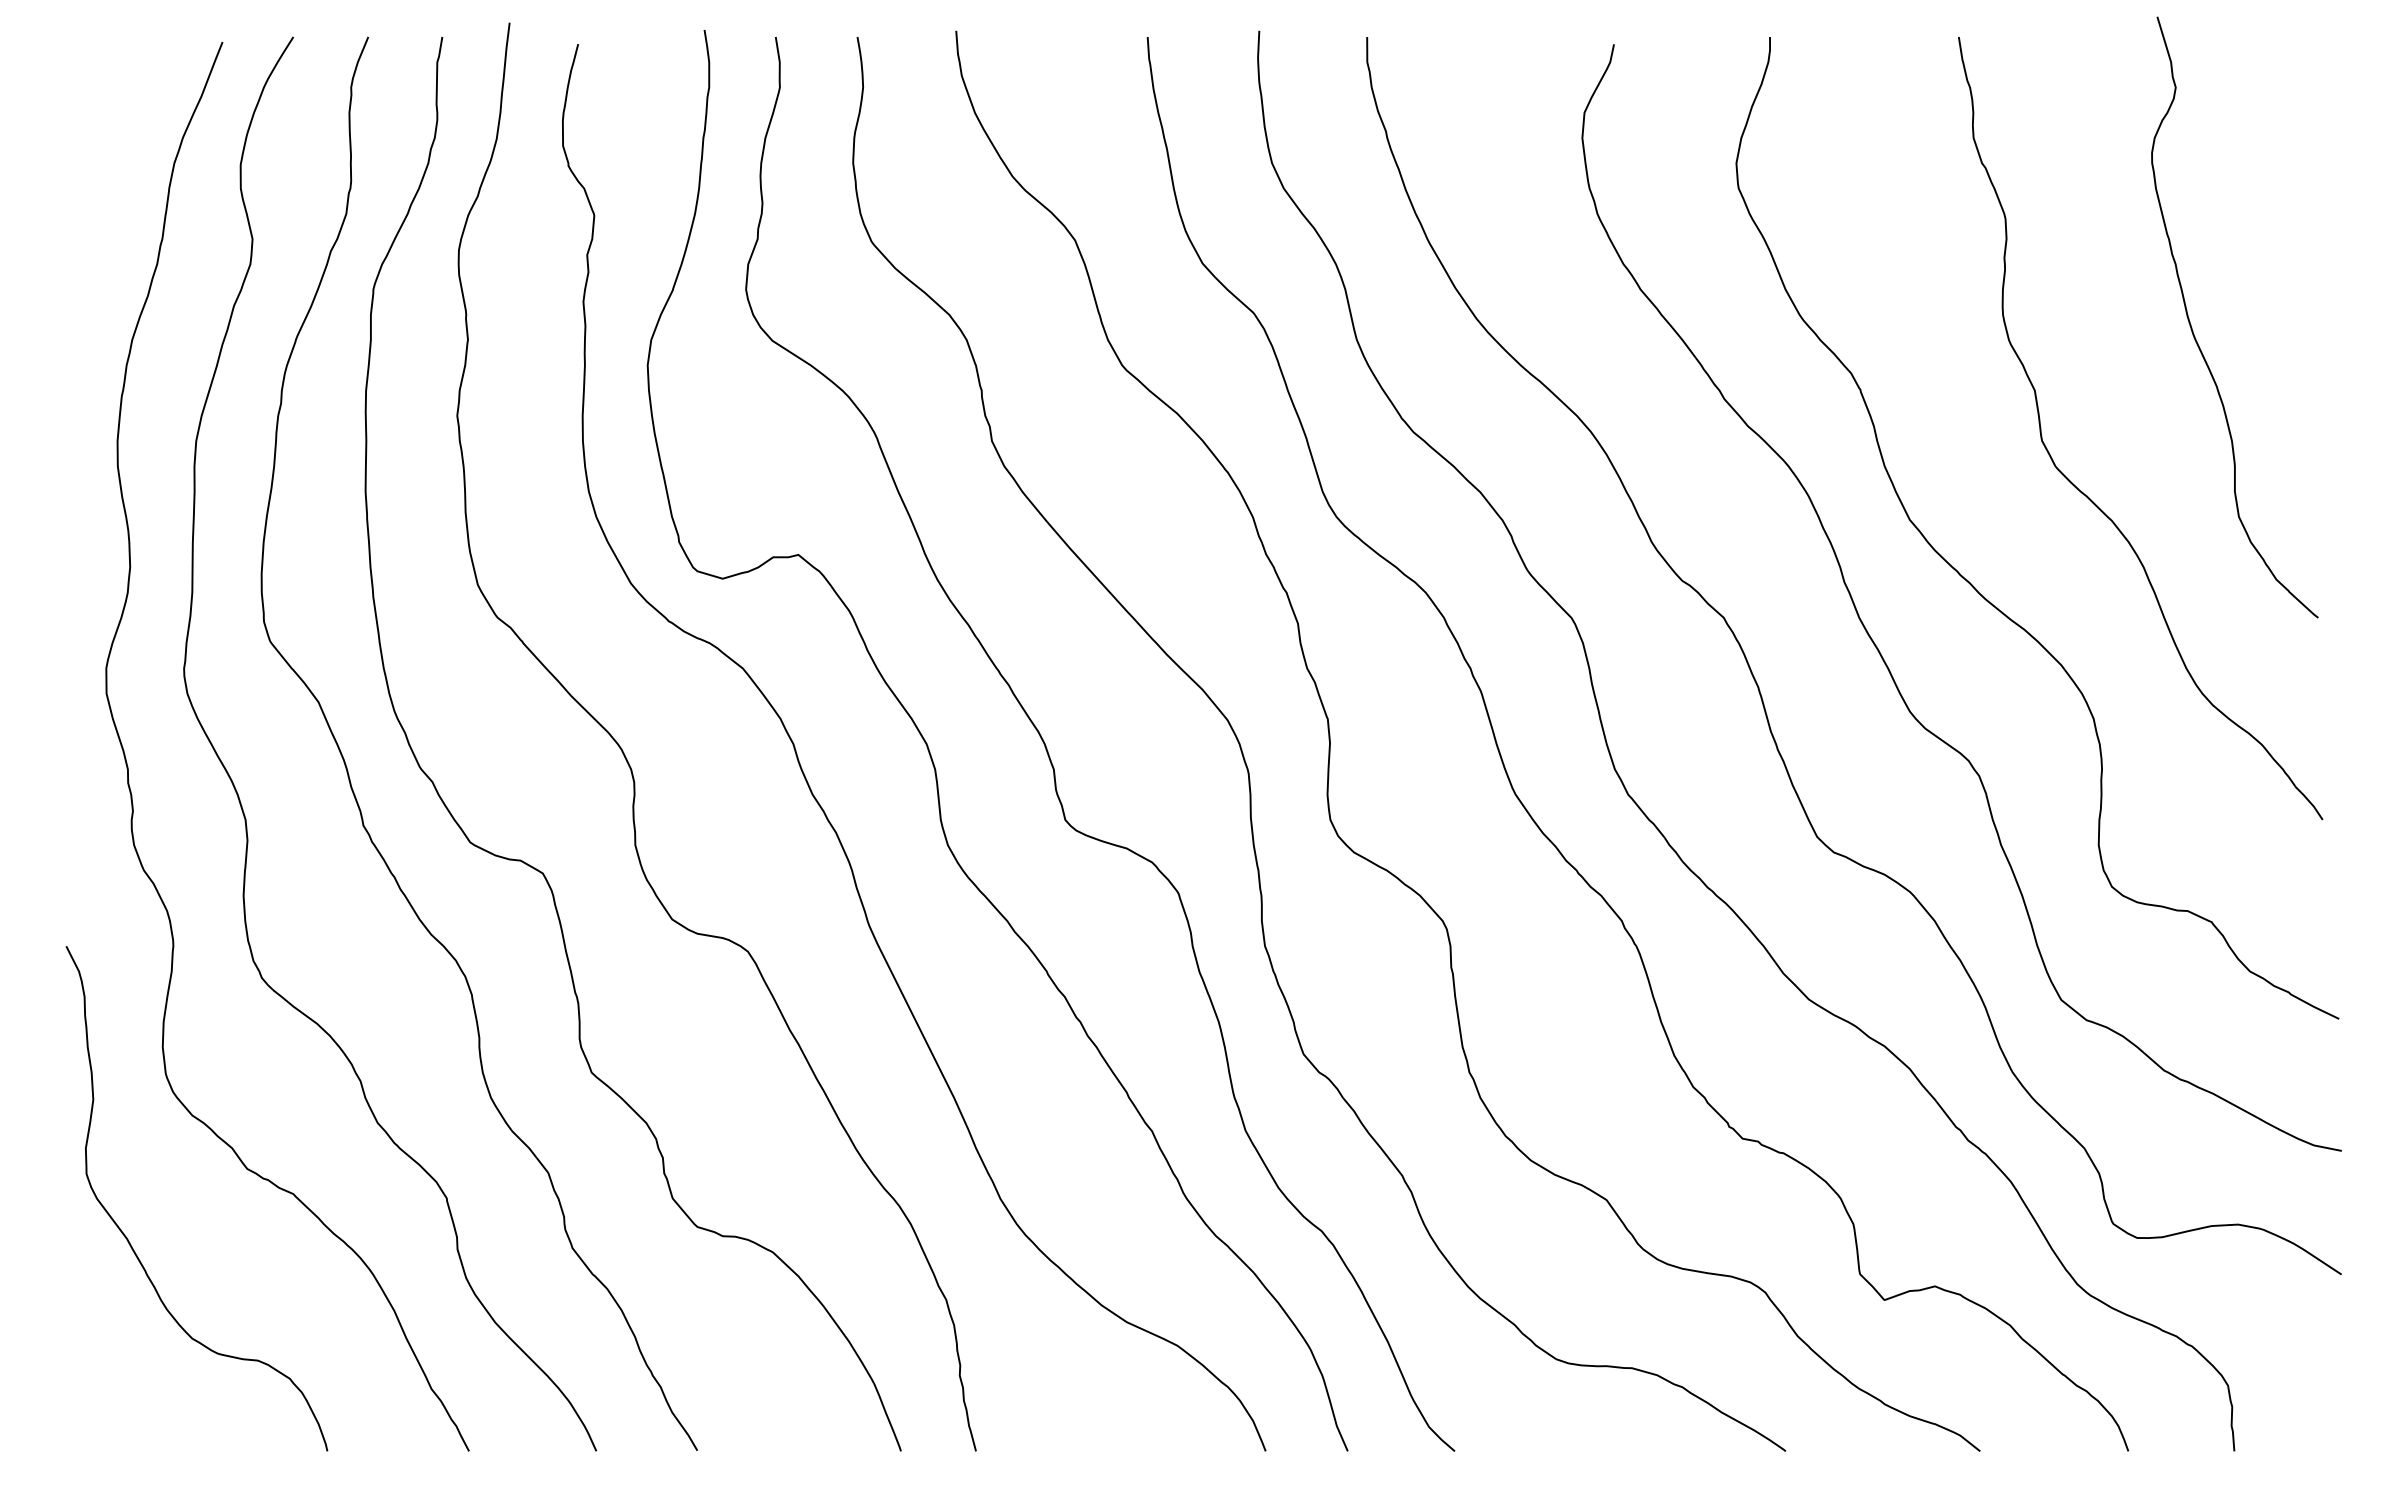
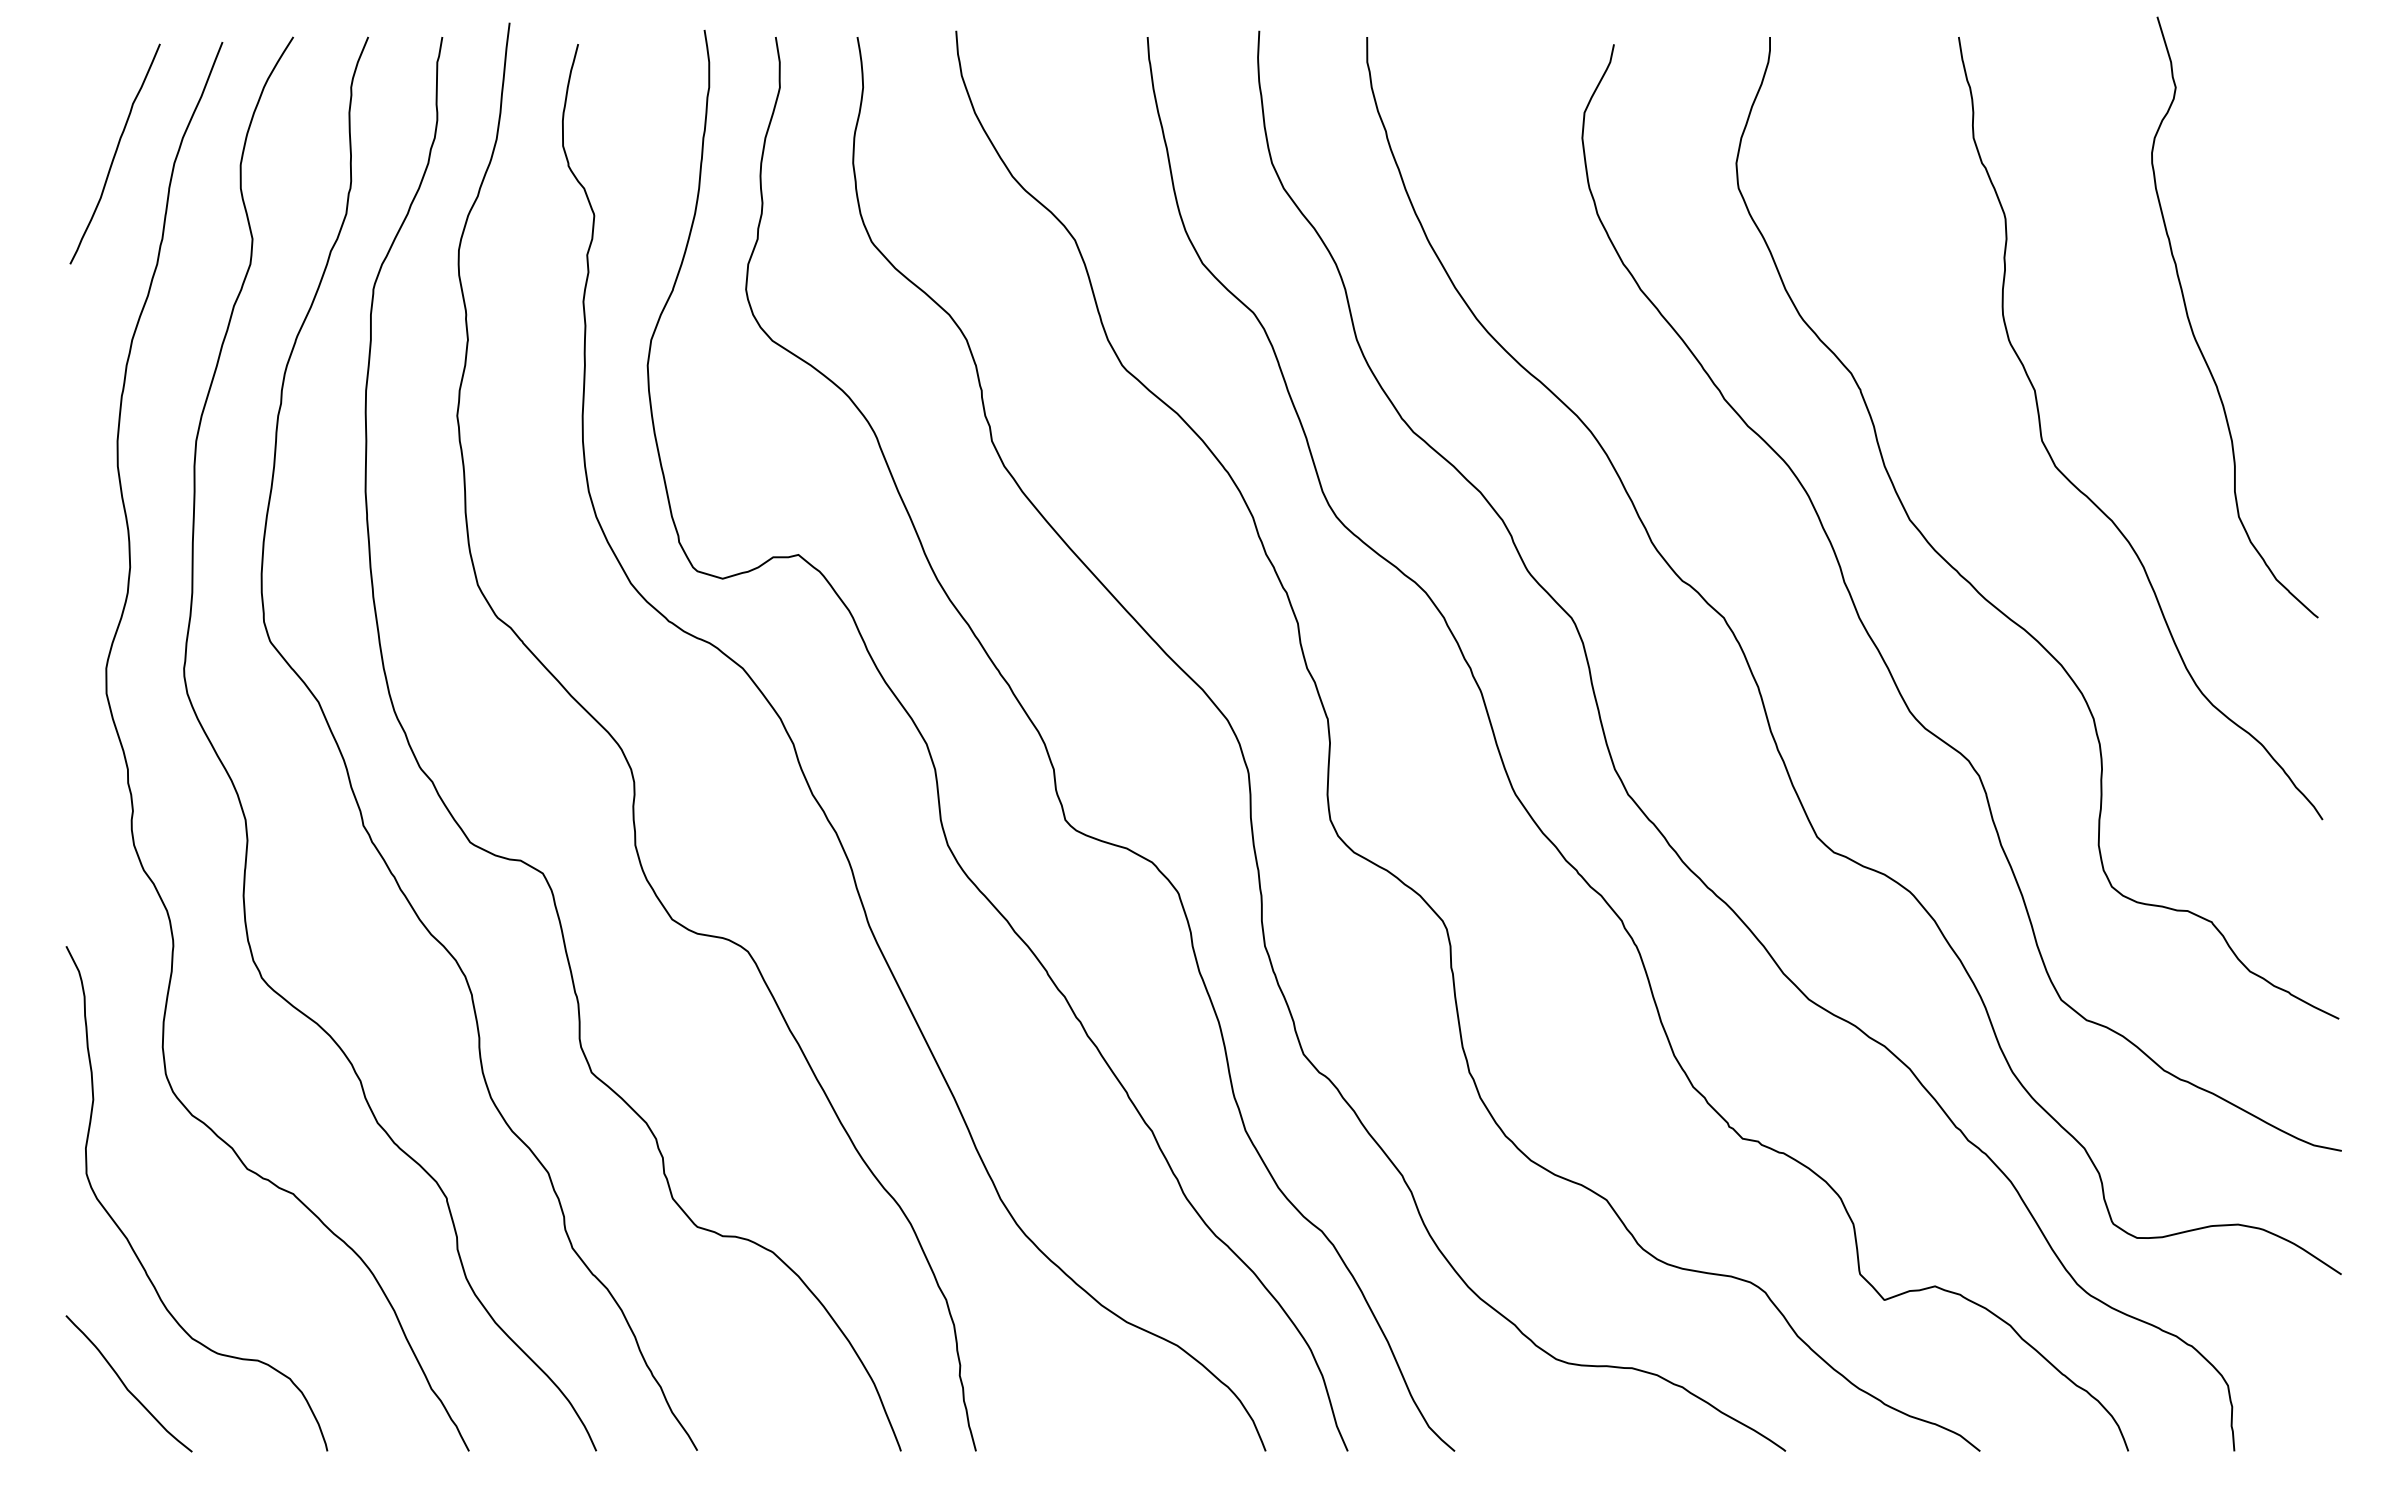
curve: none -> present (114, 153)
curve: none -> present (125, 1384)
